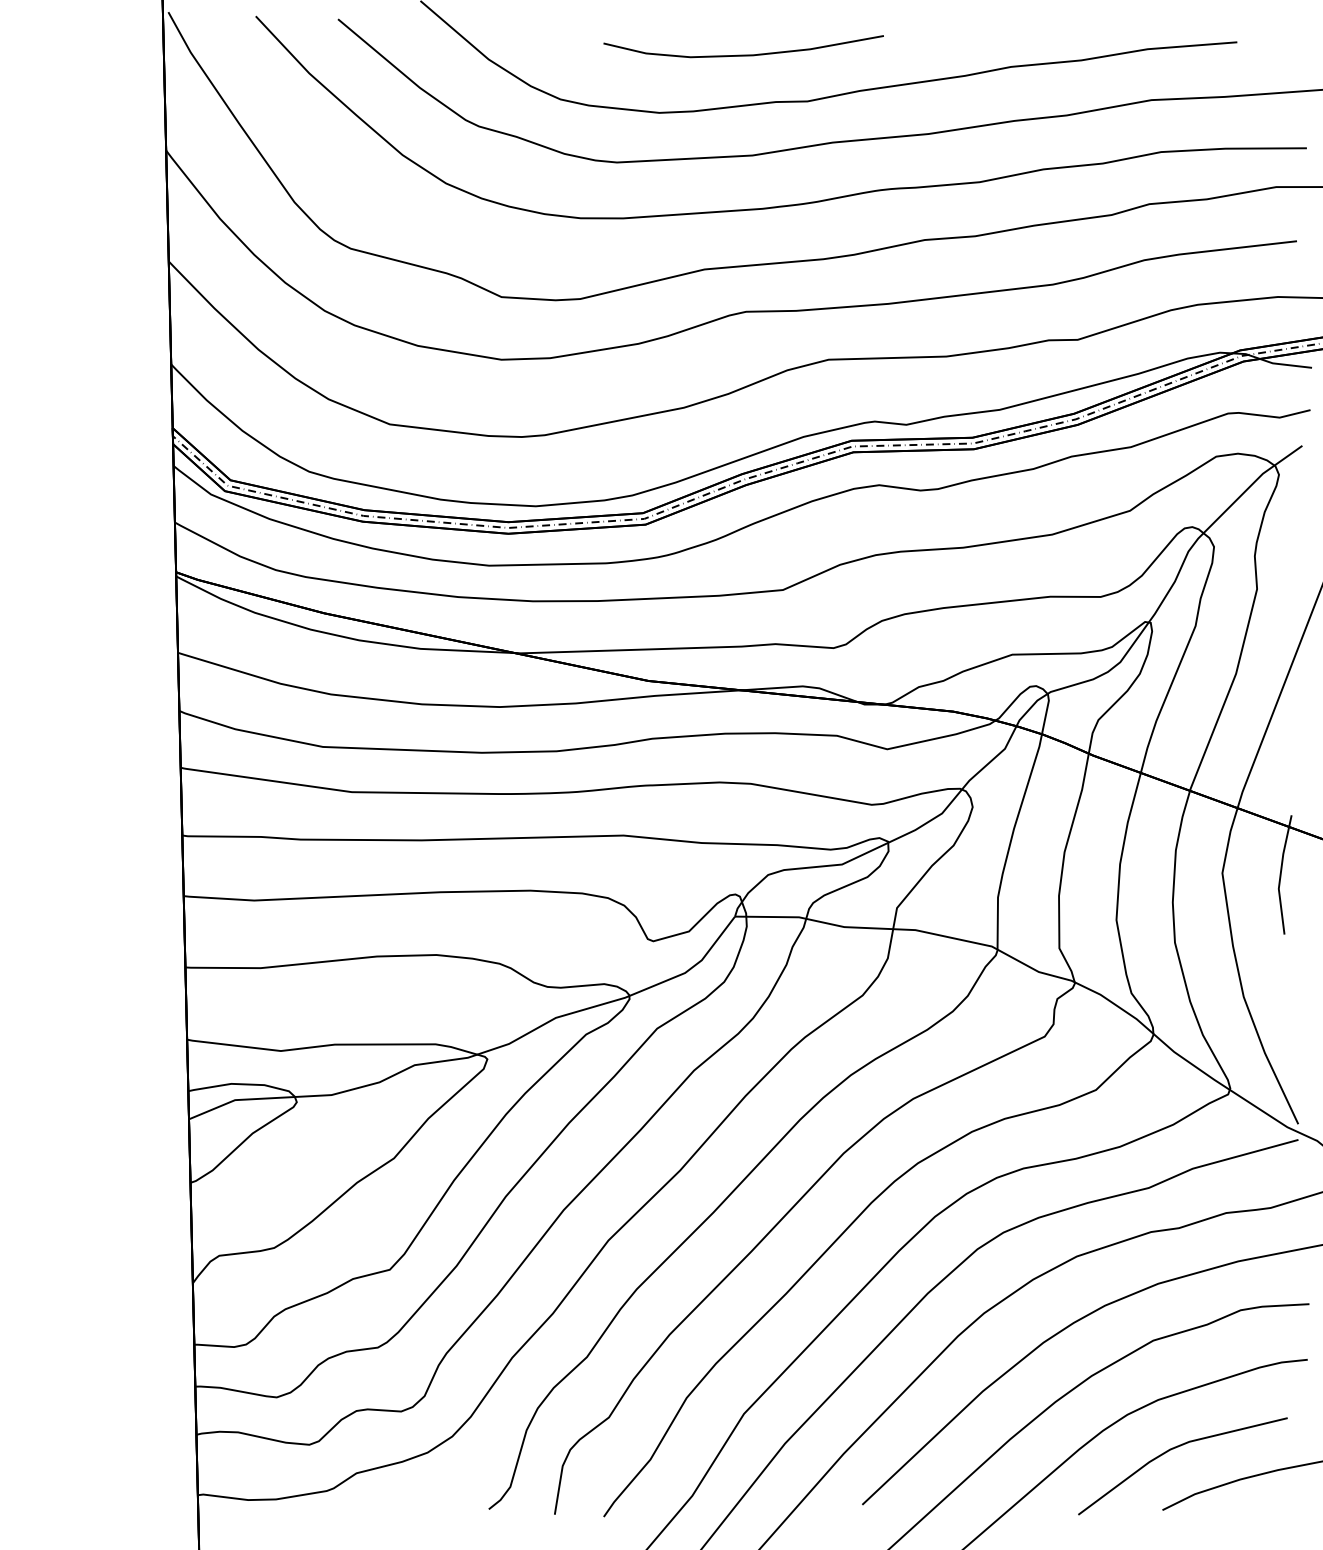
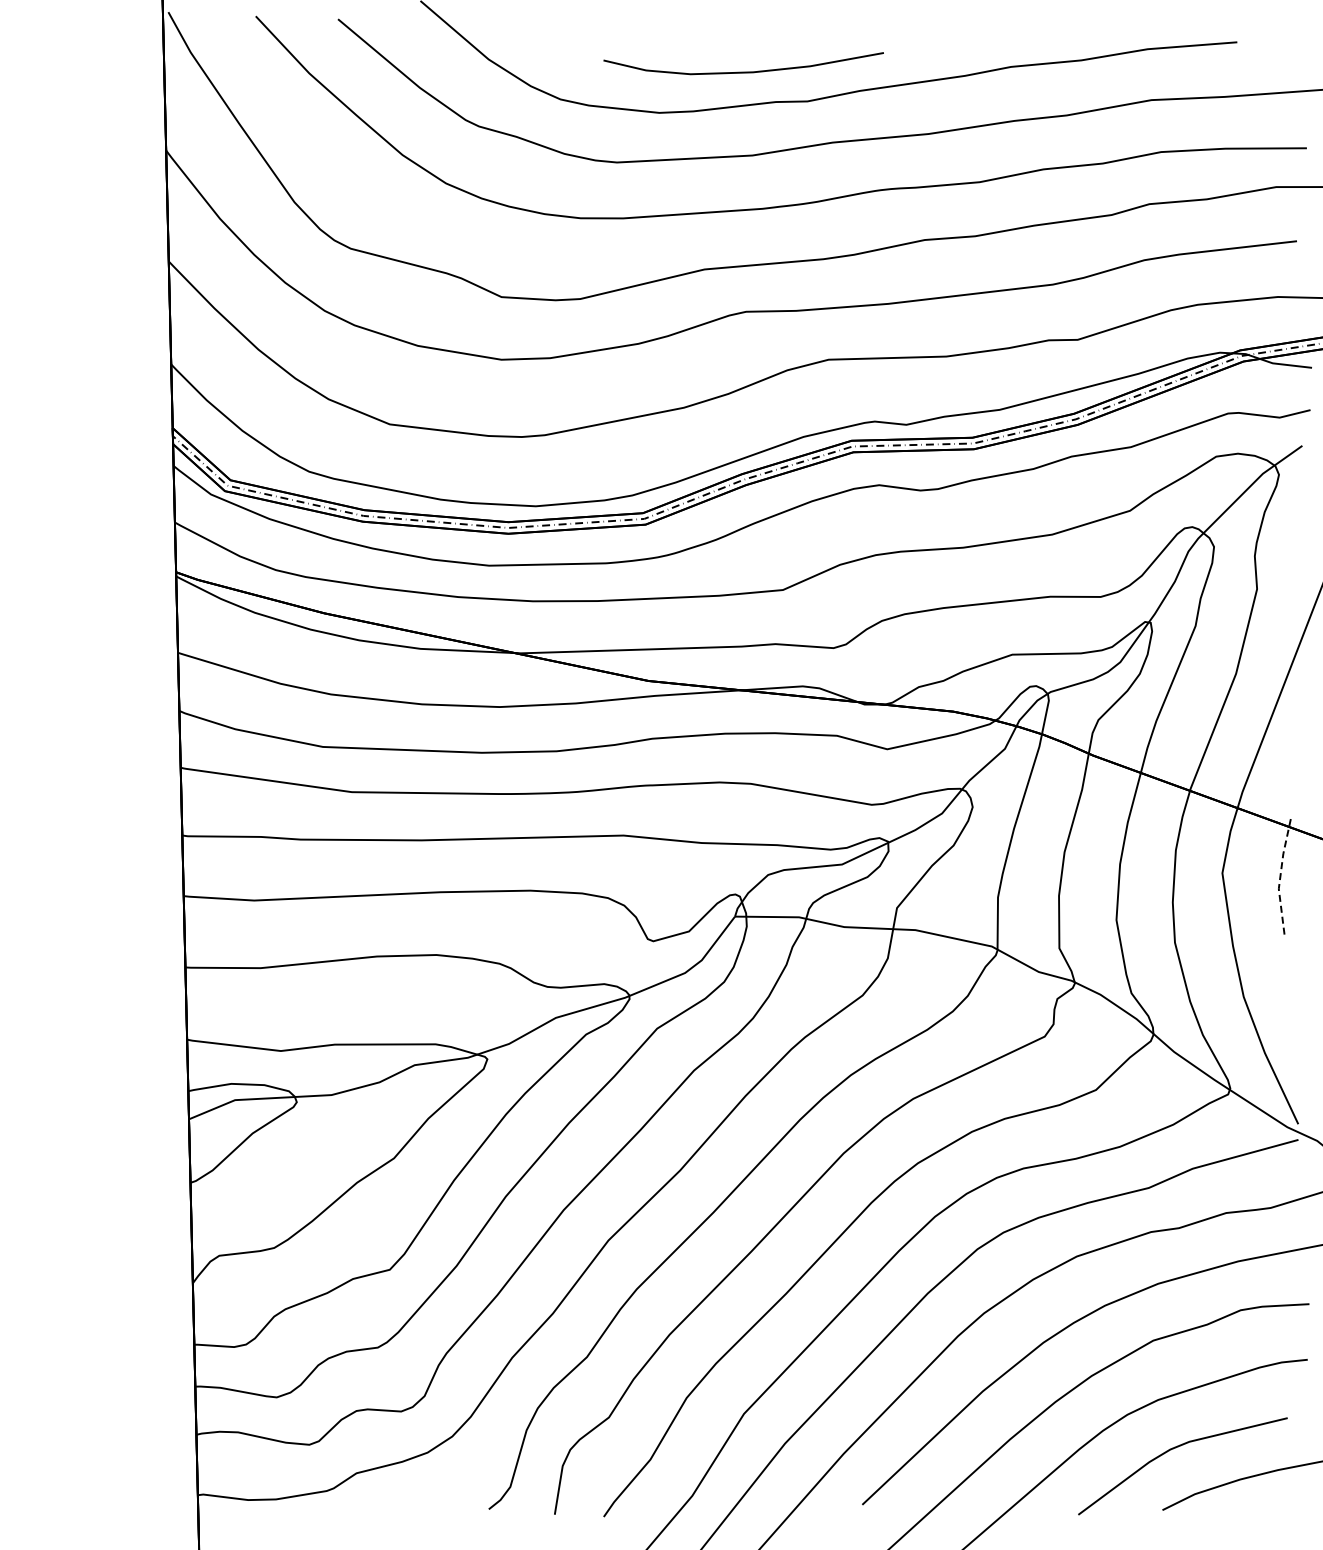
curve position: (743, 54) -> (743, 71) (743, 71)
line: solid -> dashed (1280, 874)
